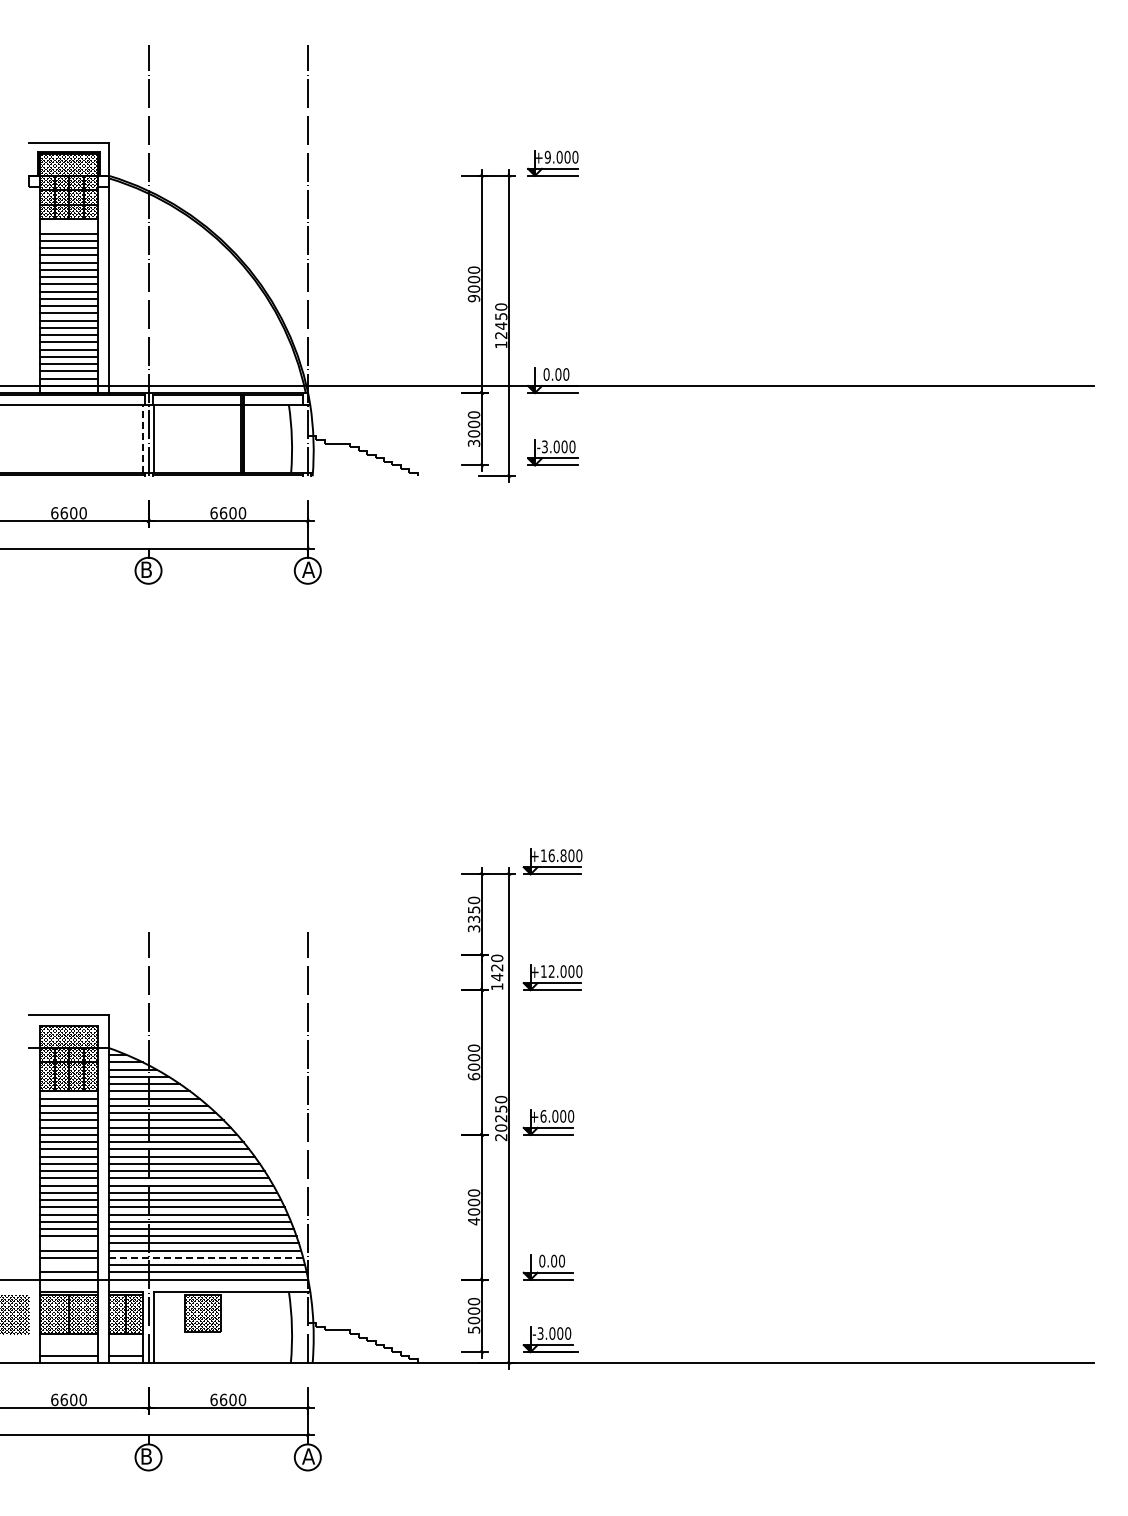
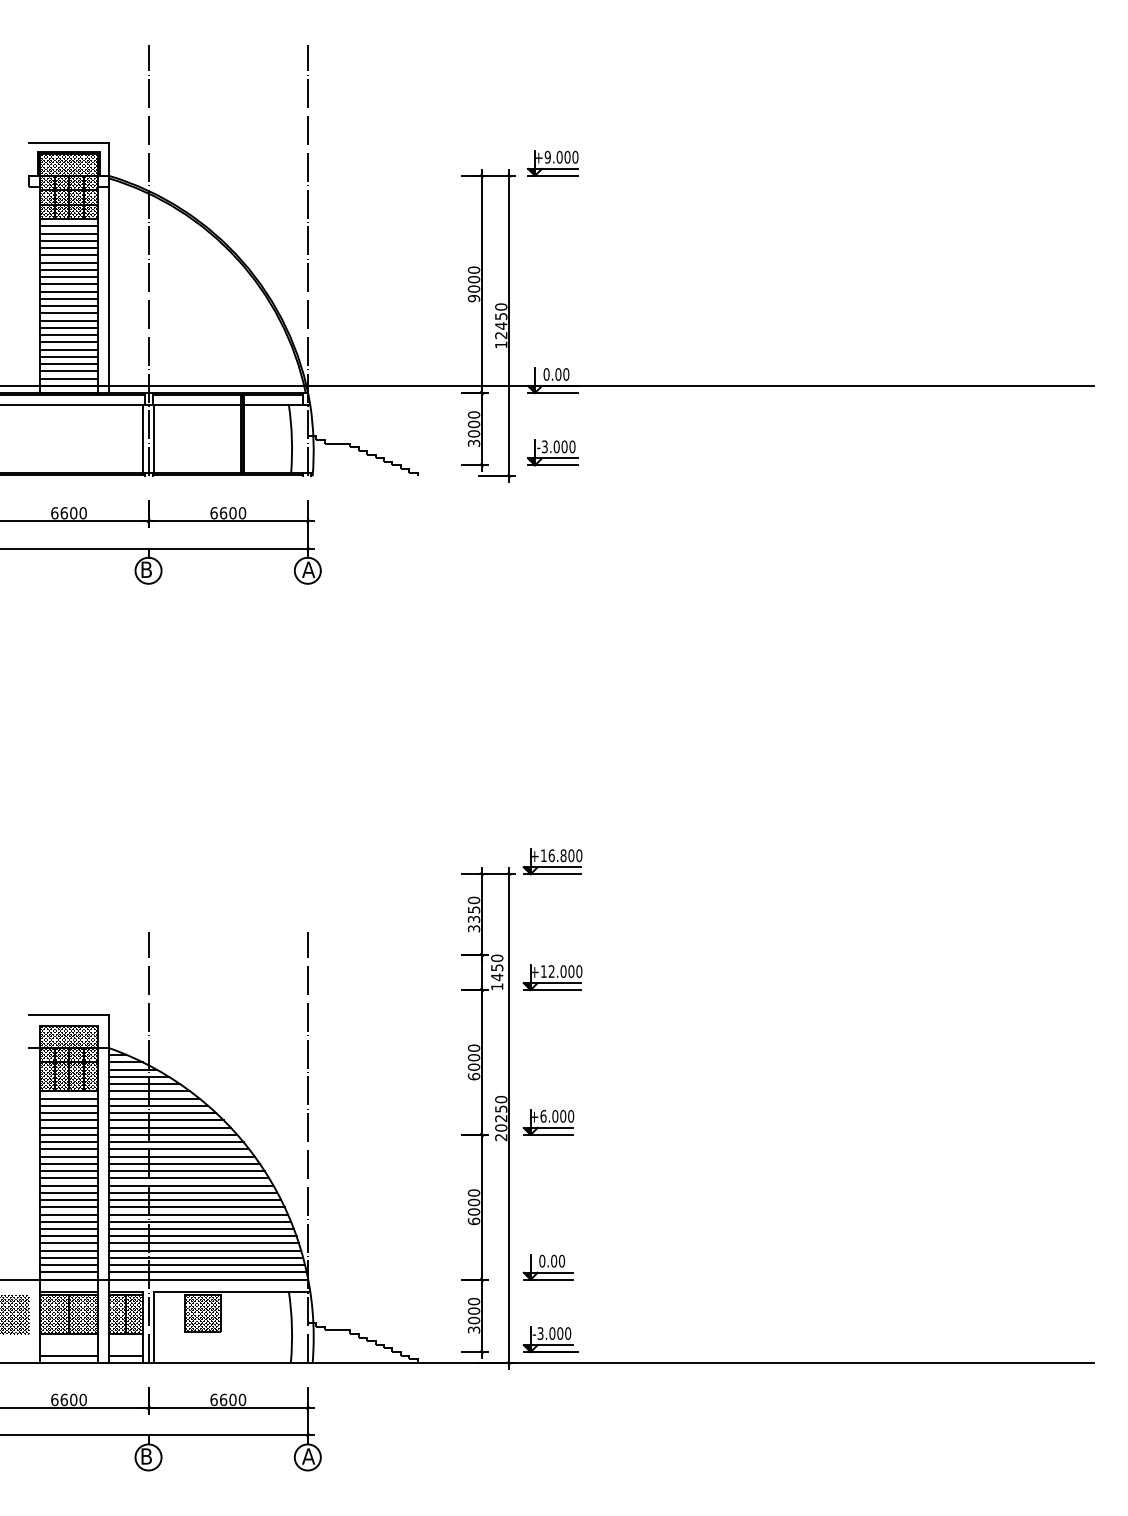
line: none -> present (69, 226)
line: dashed -> solid (143, 438)
text: 1420 -> 1450 (497, 967)
text: 4000 -> 6000 (473, 1221)
line: none -> present (69, 1243)
line: dashed -> solid (205, 1257)
line: none -> present (69, 1265)
text: 5000 -> 3000 (473, 1329)
